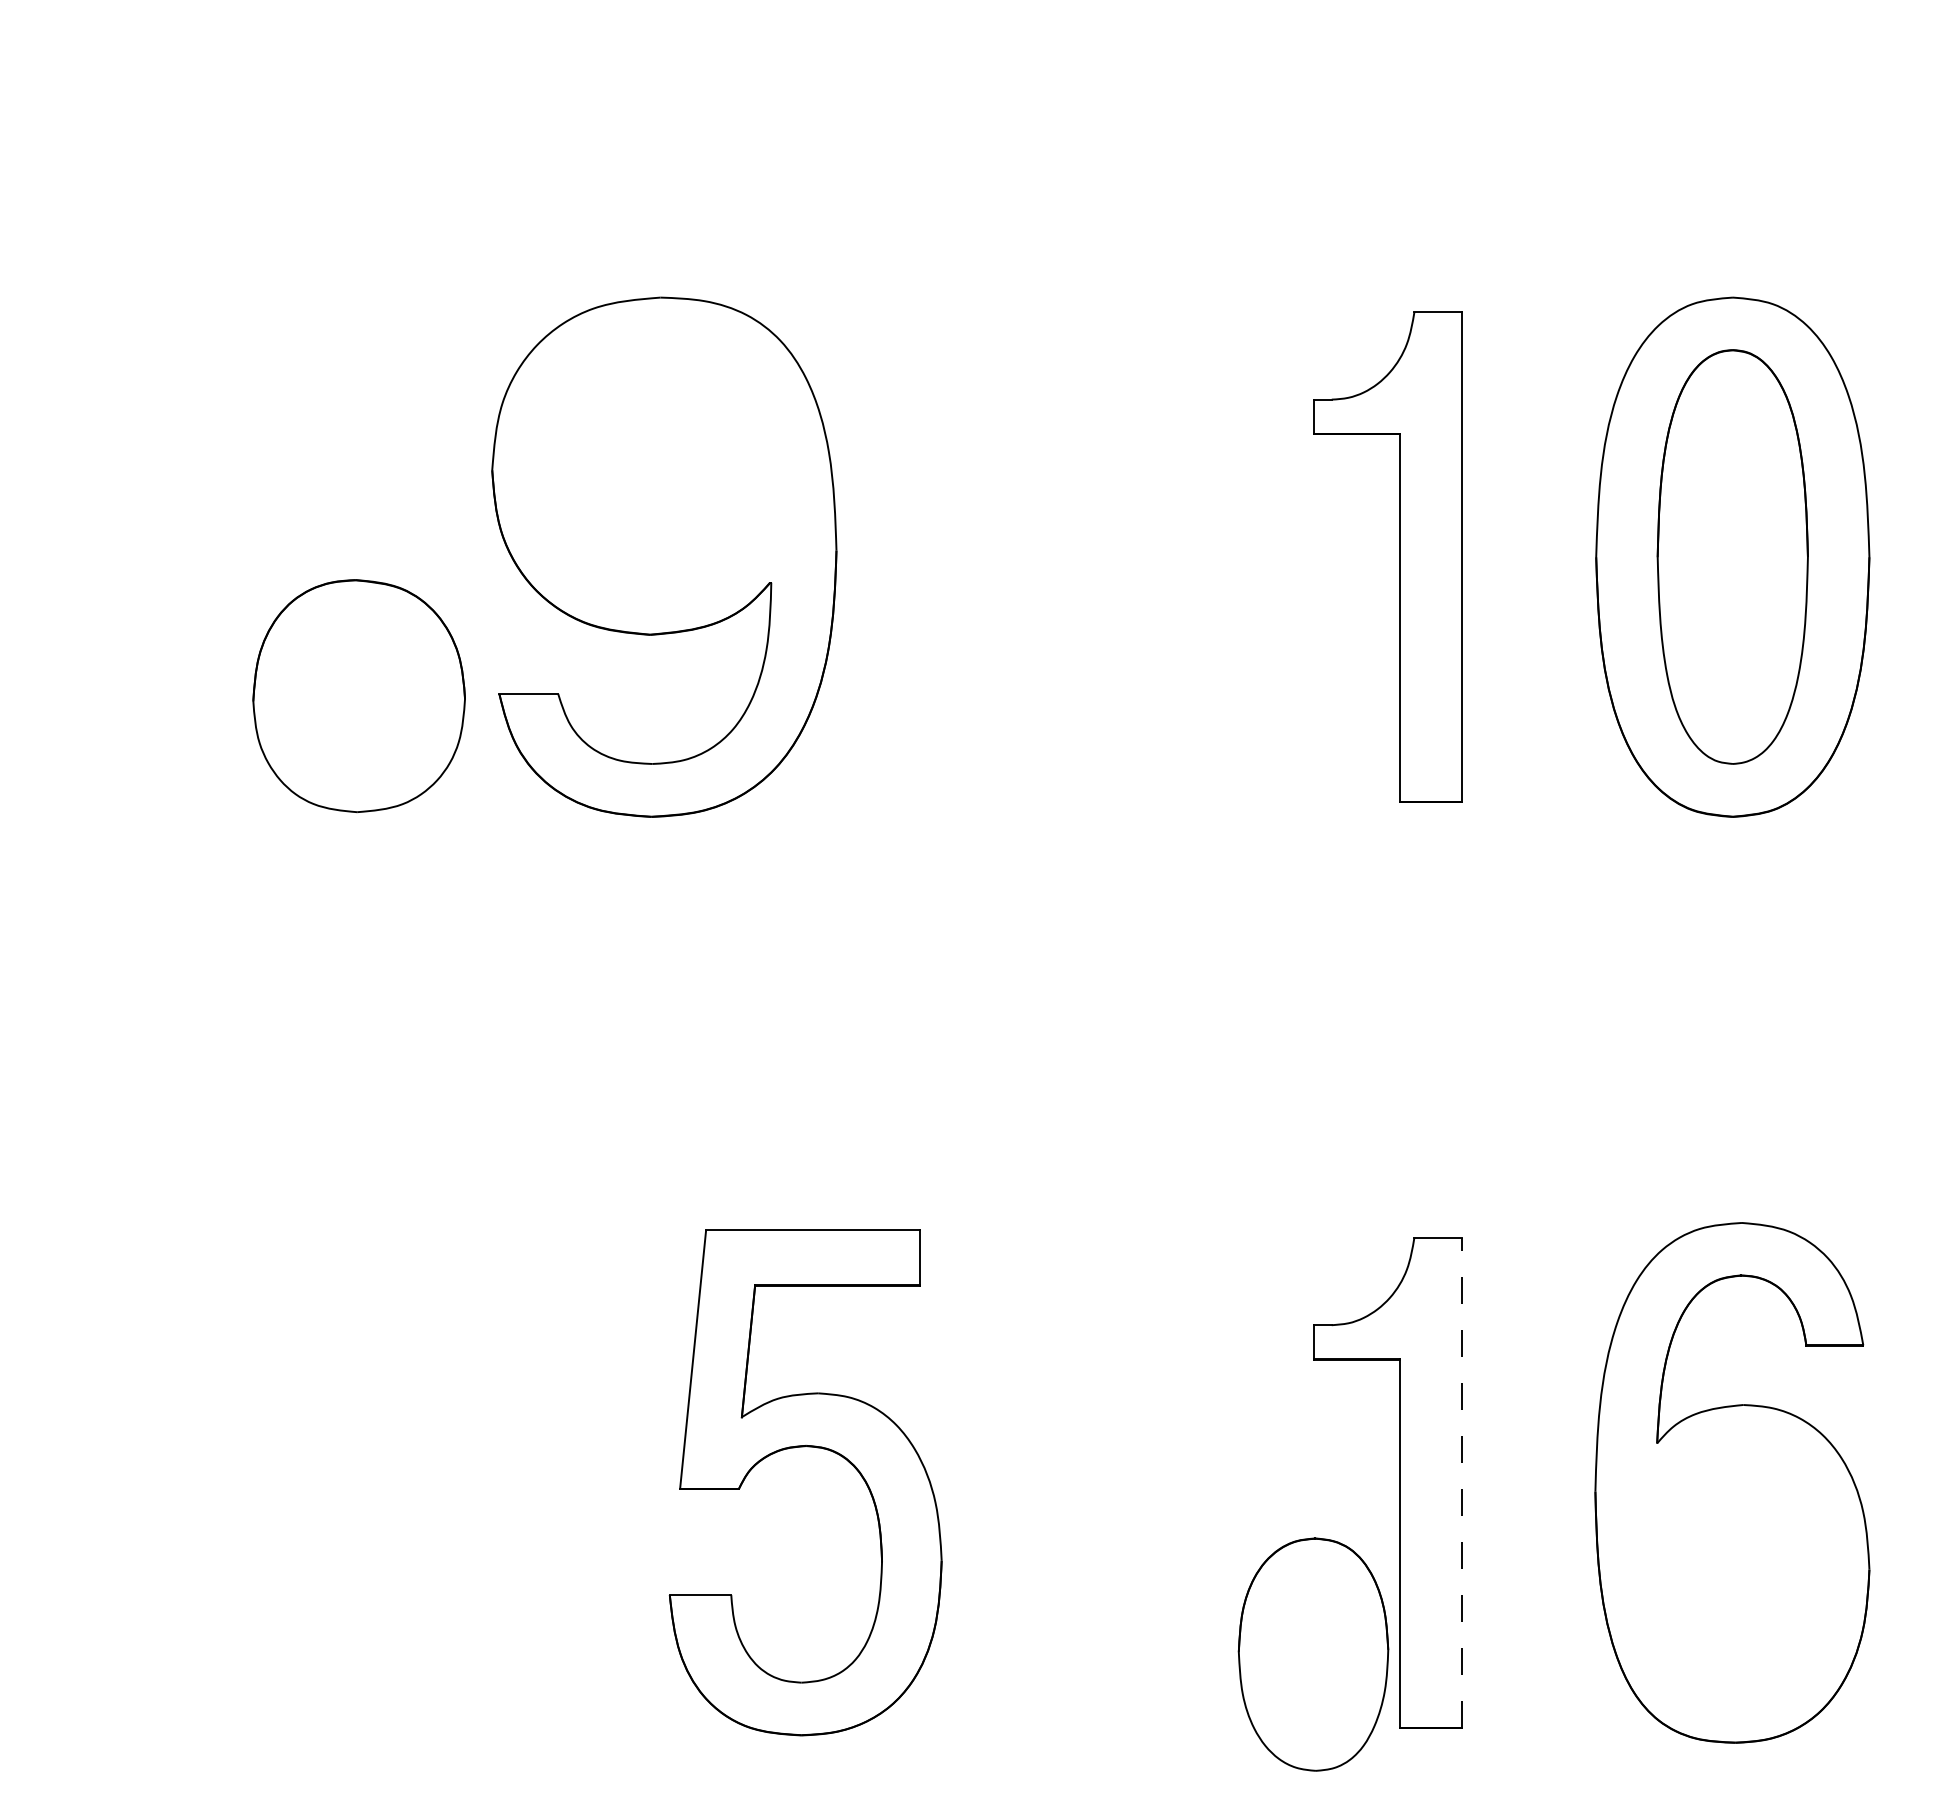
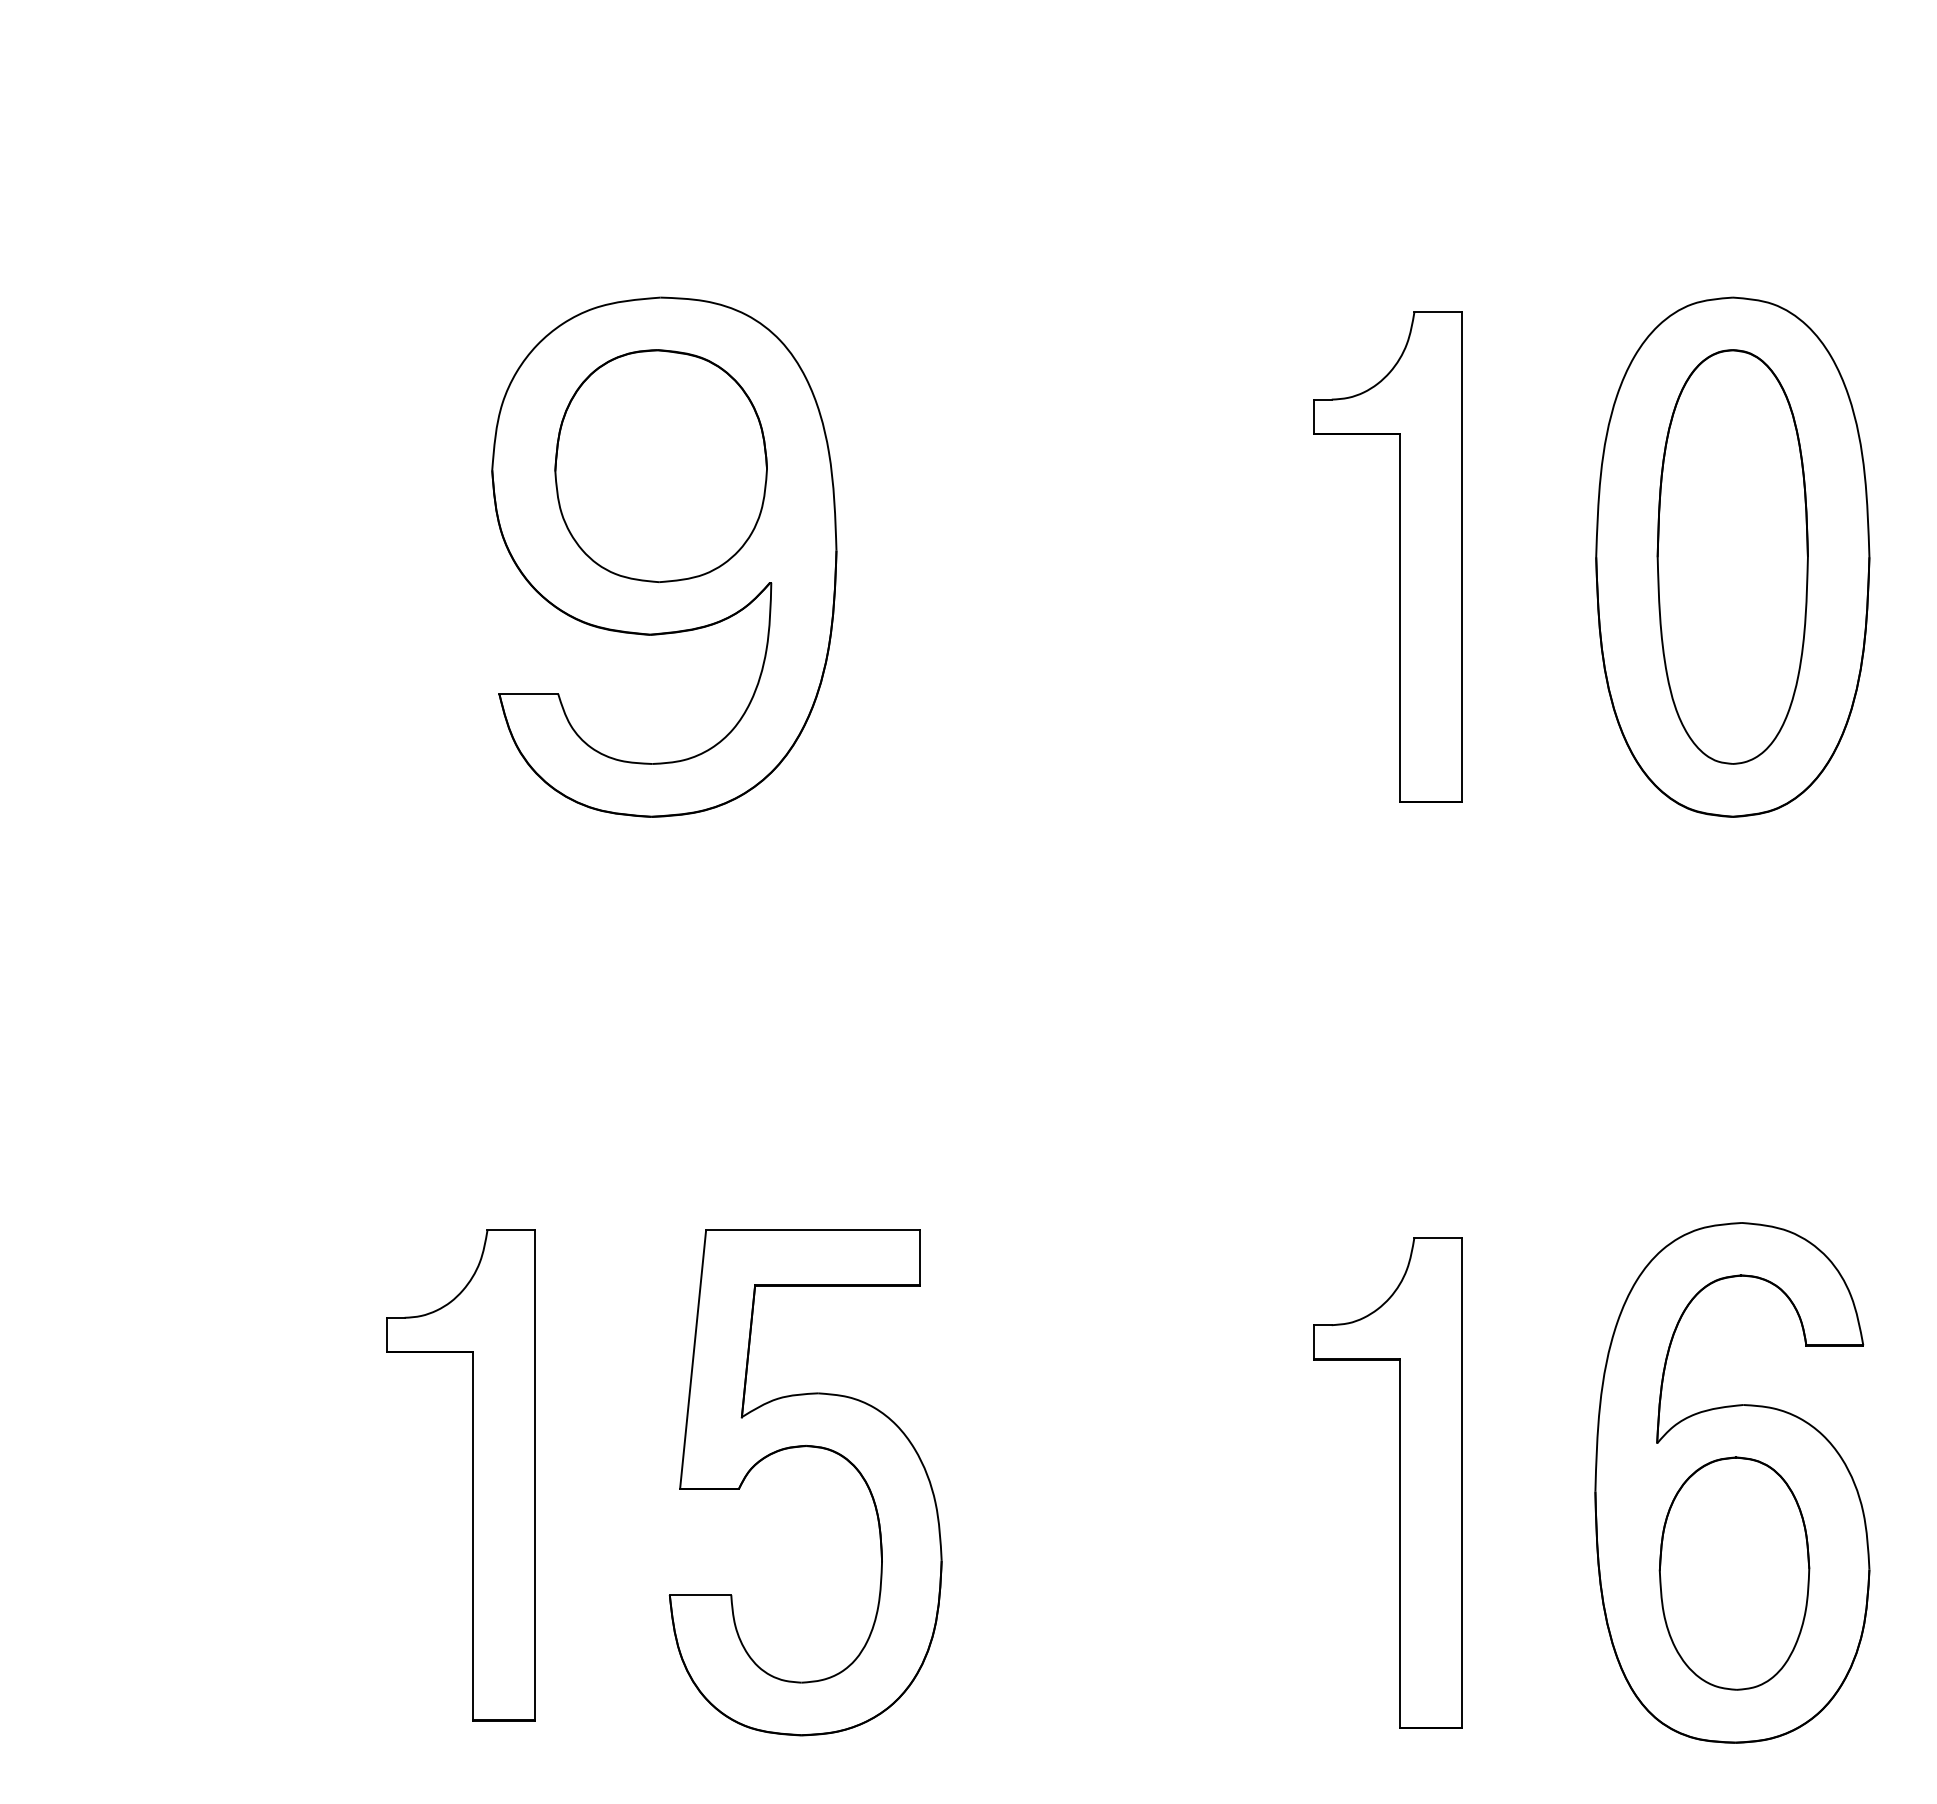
part position: (358, 695) -> (660, 465) (660, 465)
part: none -> present (472, 1475)
line: dashed -> solid (1462, 1482)
part position: (1313, 1654) -> (1734, 1573) (1734, 1573)
